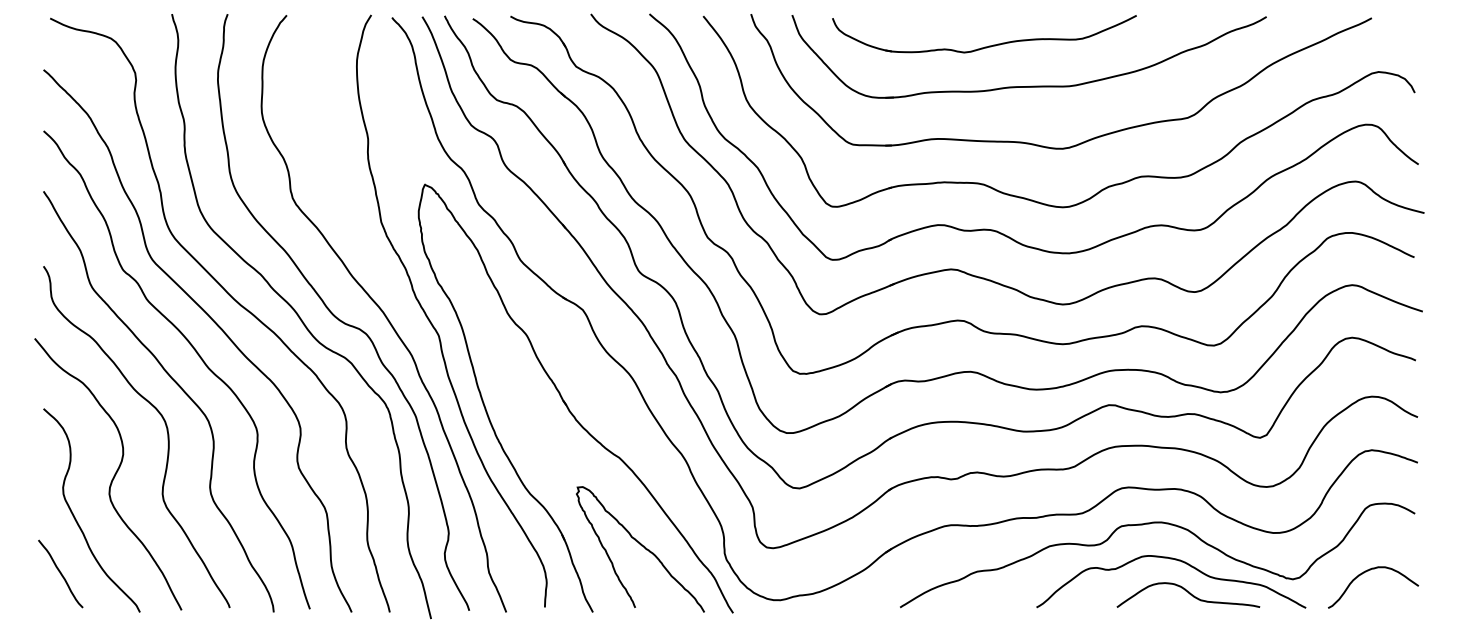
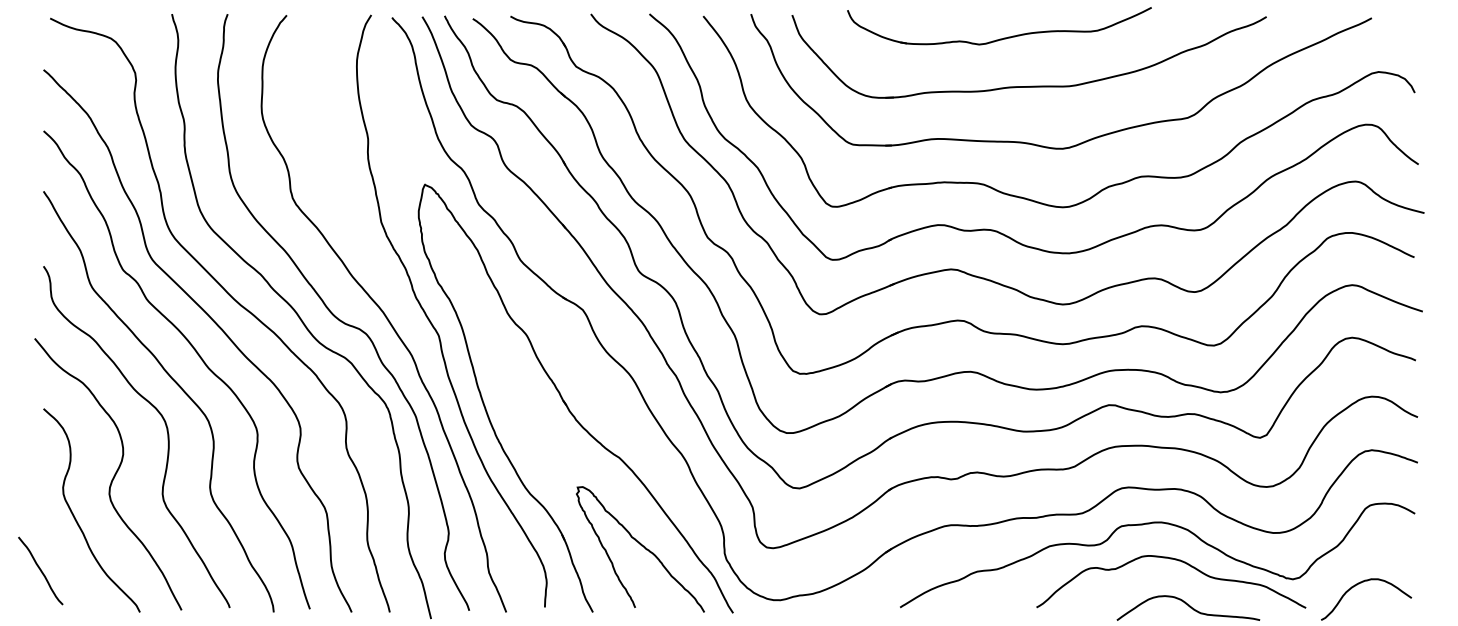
part position: (984, 46) -> (999, 38) (999, 38)
curve position: (1366, 572) -> (1359, 584) (1359, 584)
curve position: (60, 573) -> (40, 570) (40, 570)
curve position: (1188, 593) -> (1188, 606) (1188, 606)
